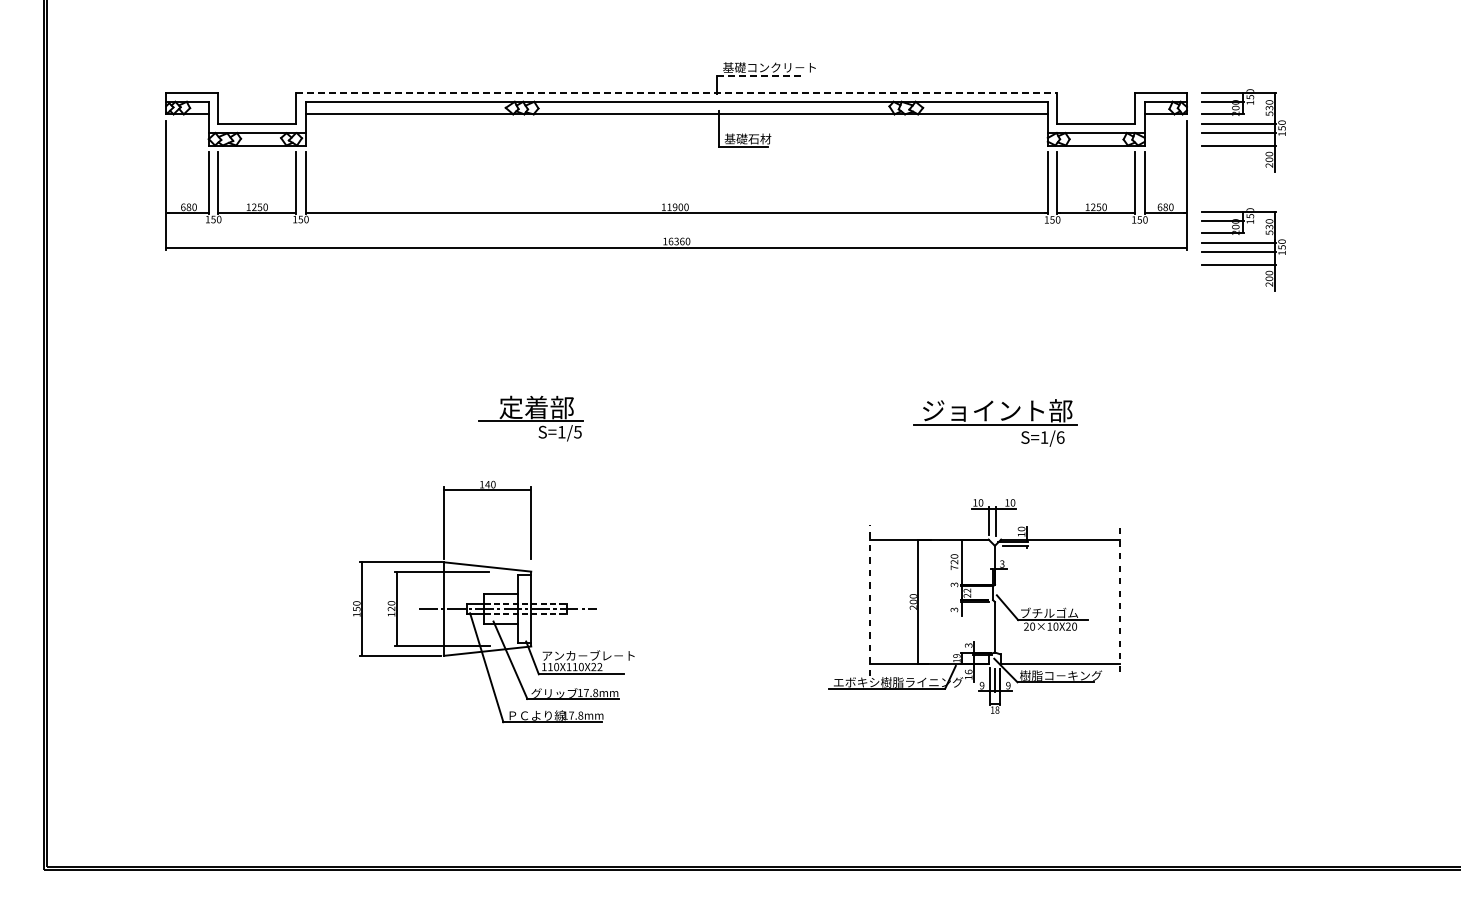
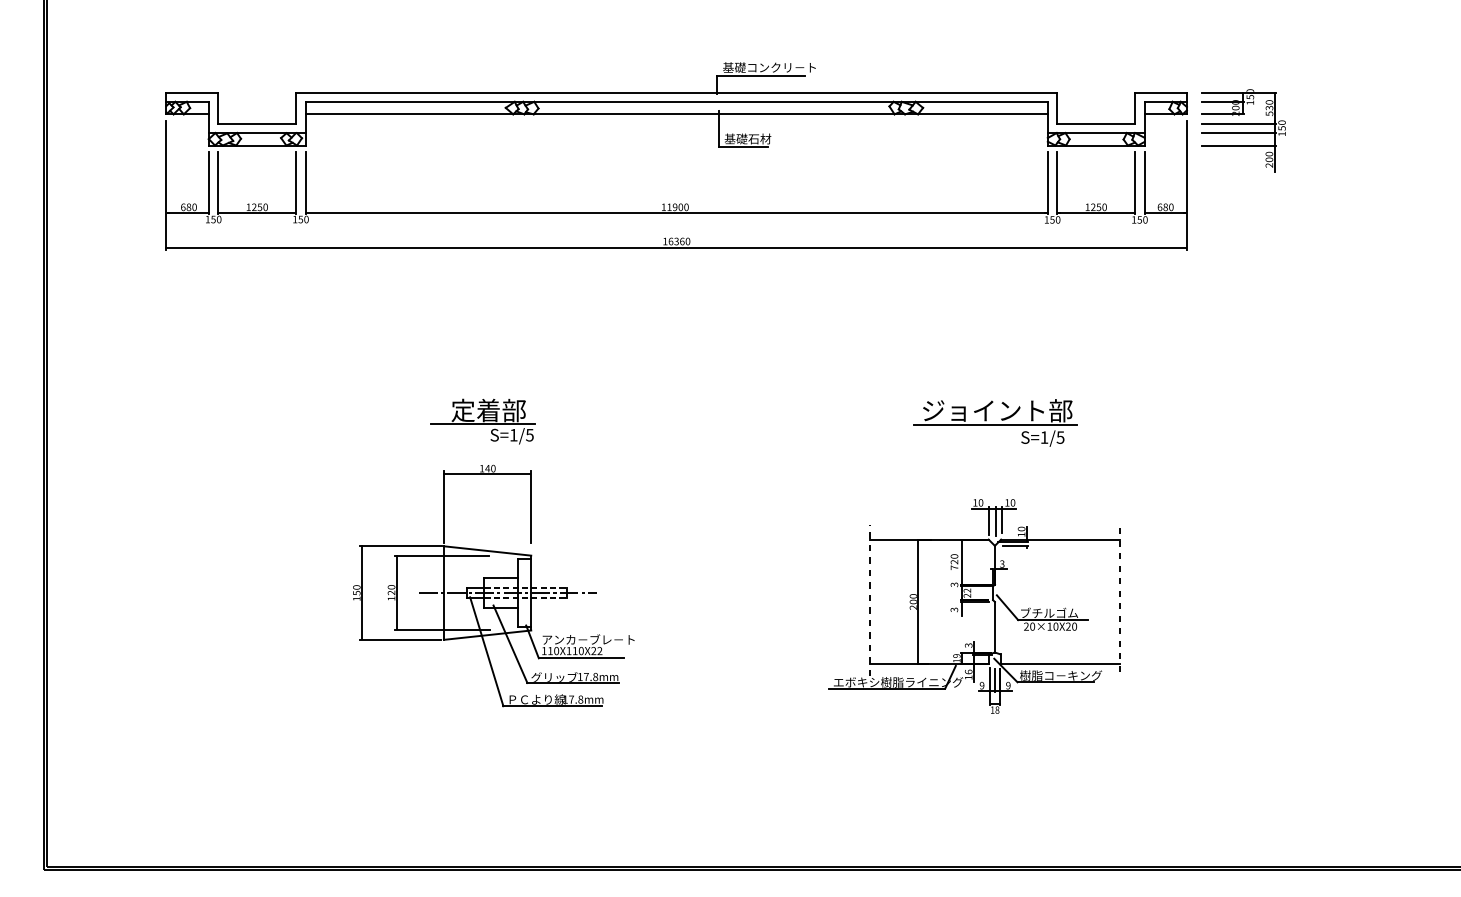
line: dashed -> solid (761, 76)
line: dashed -> solid (677, 92)
part: present -> none (1243, 249)
part position: (530, 418) -> (482, 421) (482, 421)
text: S=1/6 -> S=1/5 (1060, 437)
line: none -> present (1001, 520)
part position: (493, 601) -> (493, 585) (493, 585)
